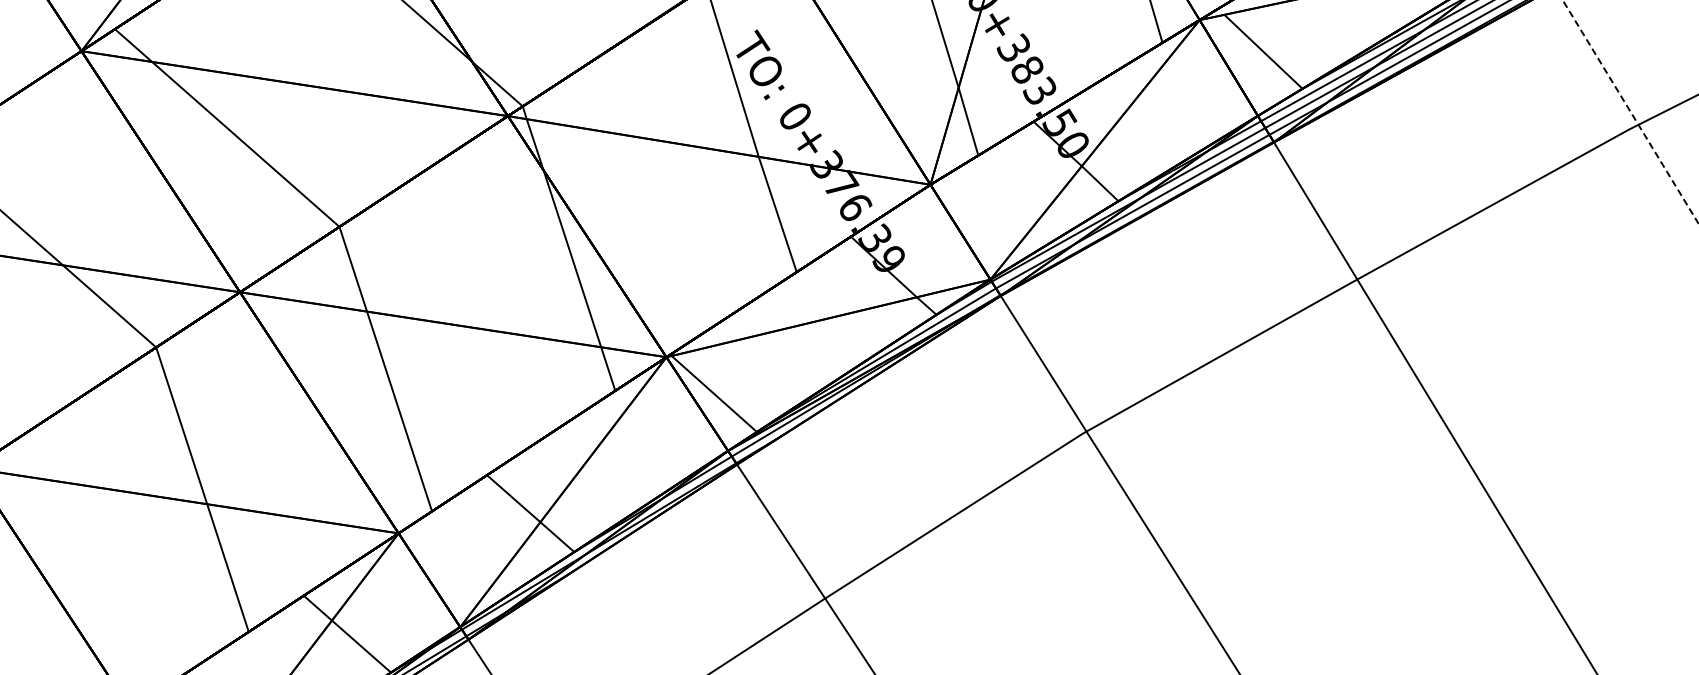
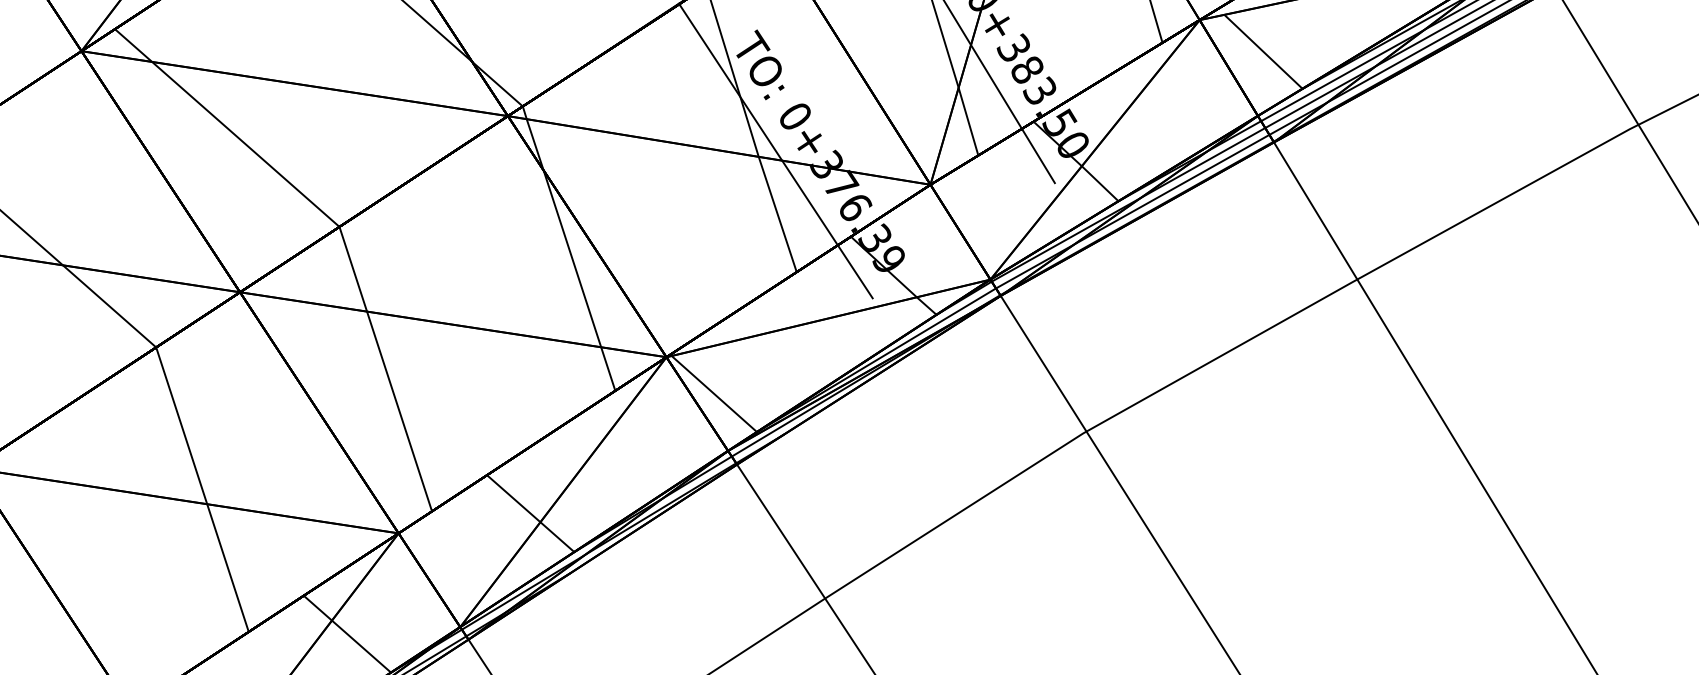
line: none -> present (999, 92)
line: dashed -> solid (1630, 112)
line: none -> present (775, 150)
